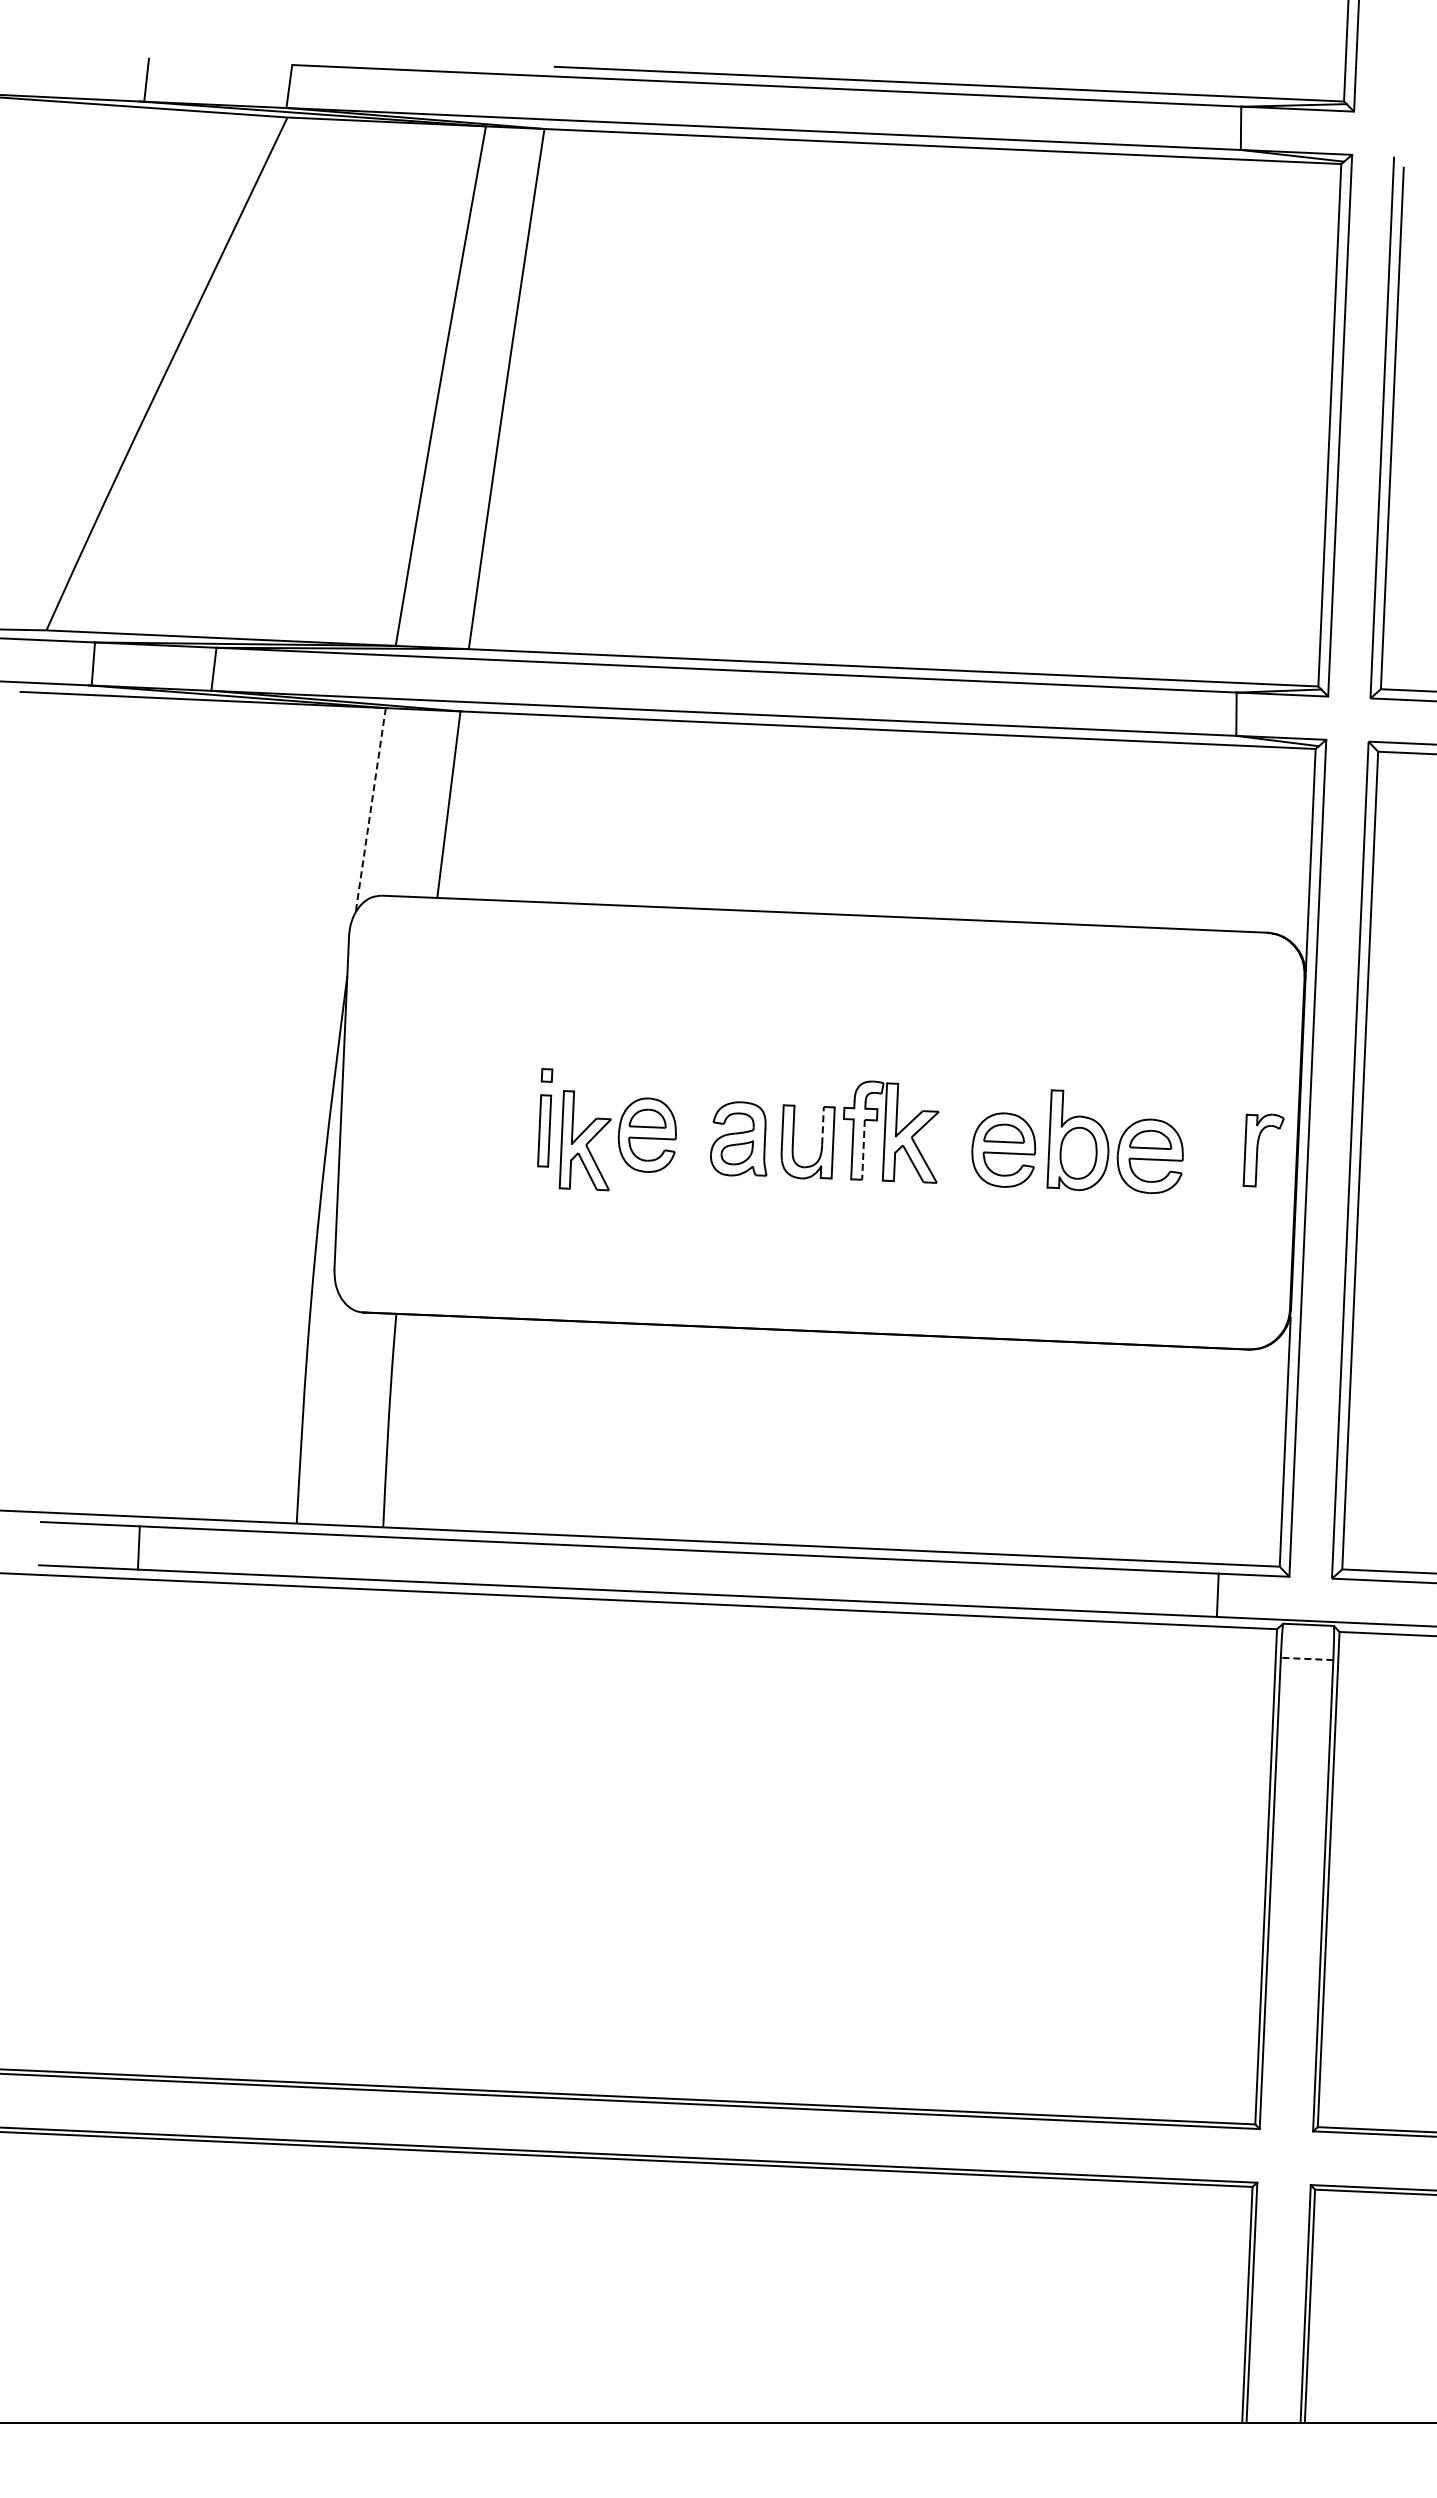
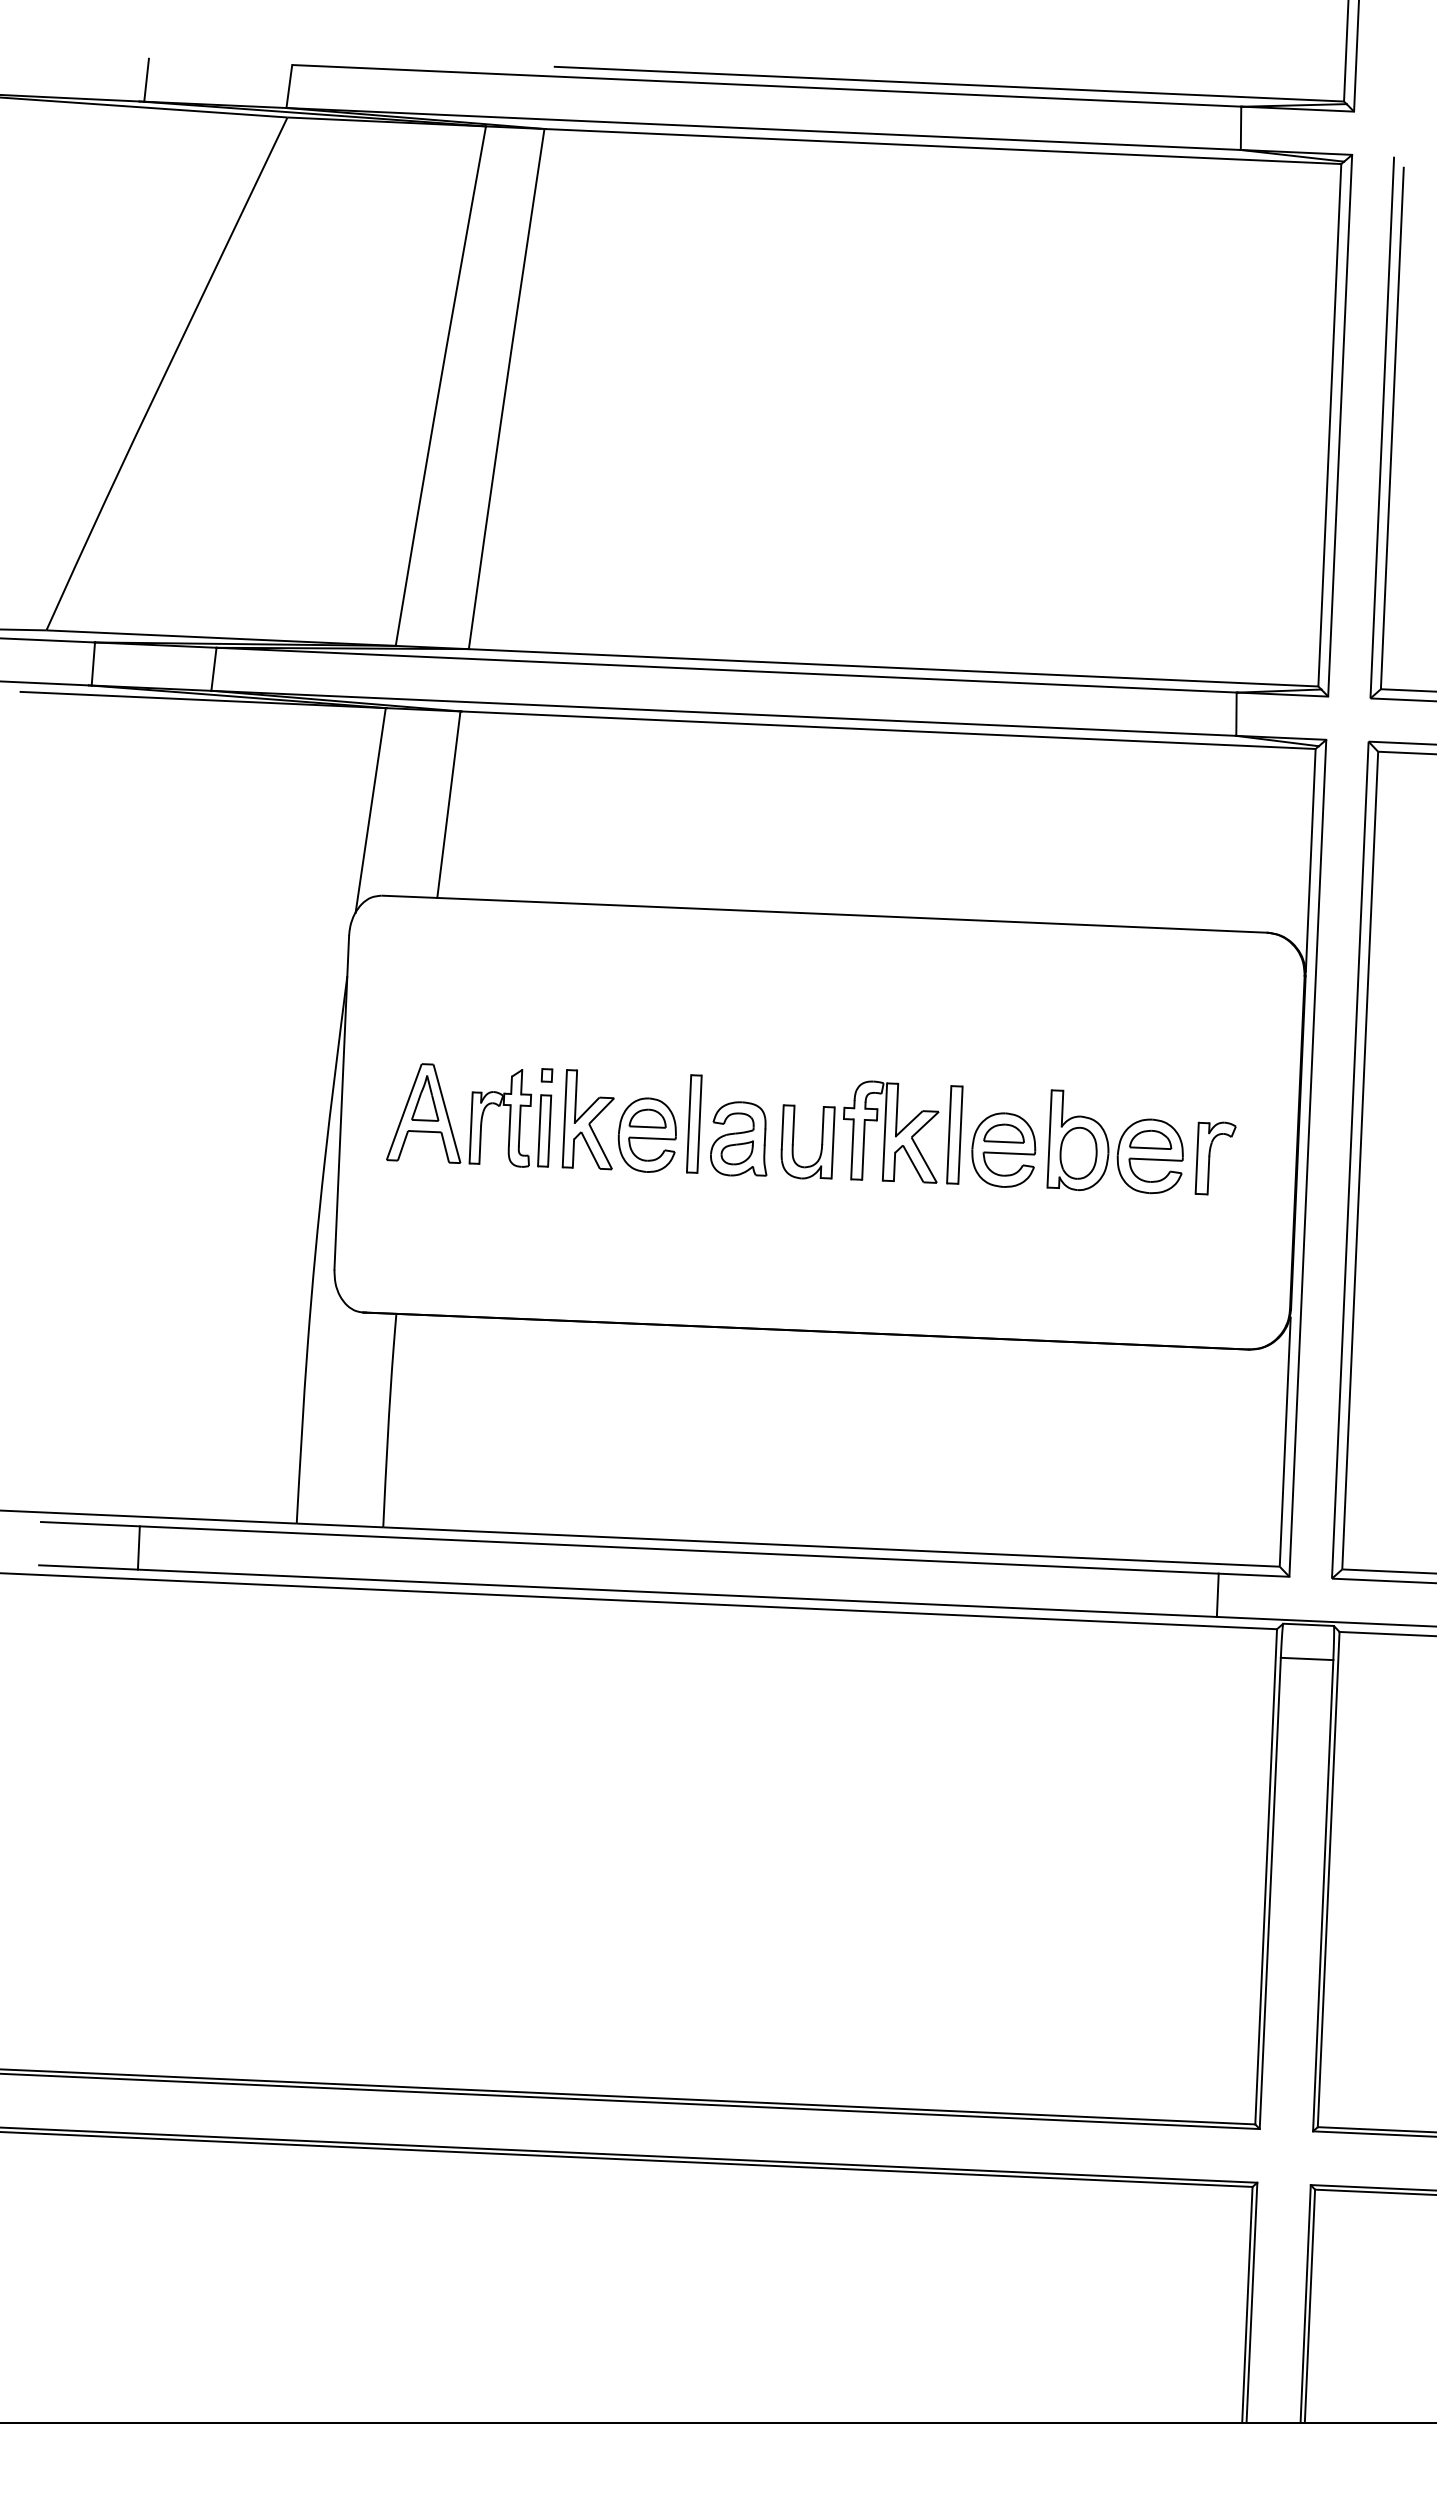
line: dashed -> solid (370, 810)
part: none -> present (449, 1118)
part: none -> present (694, 1123)
line: dashed -> solid (823, 1125)
part: none -> present (954, 1134)
part position: (584, 1140) -> (587, 1119) (587, 1119)
line: dashed -> solid (863, 1149)
part position: (1263, 1150) -> (1215, 1158) (1215, 1158)
line: dashed -> solid (1306, 1658)
